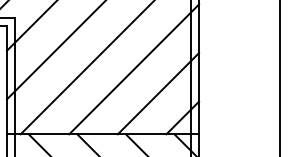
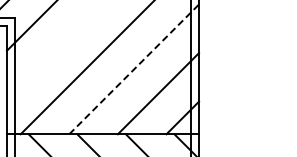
line: present -> none (54, 50)
line: solid -> dashed (134, 69)
line: present -> none (280, 77)
